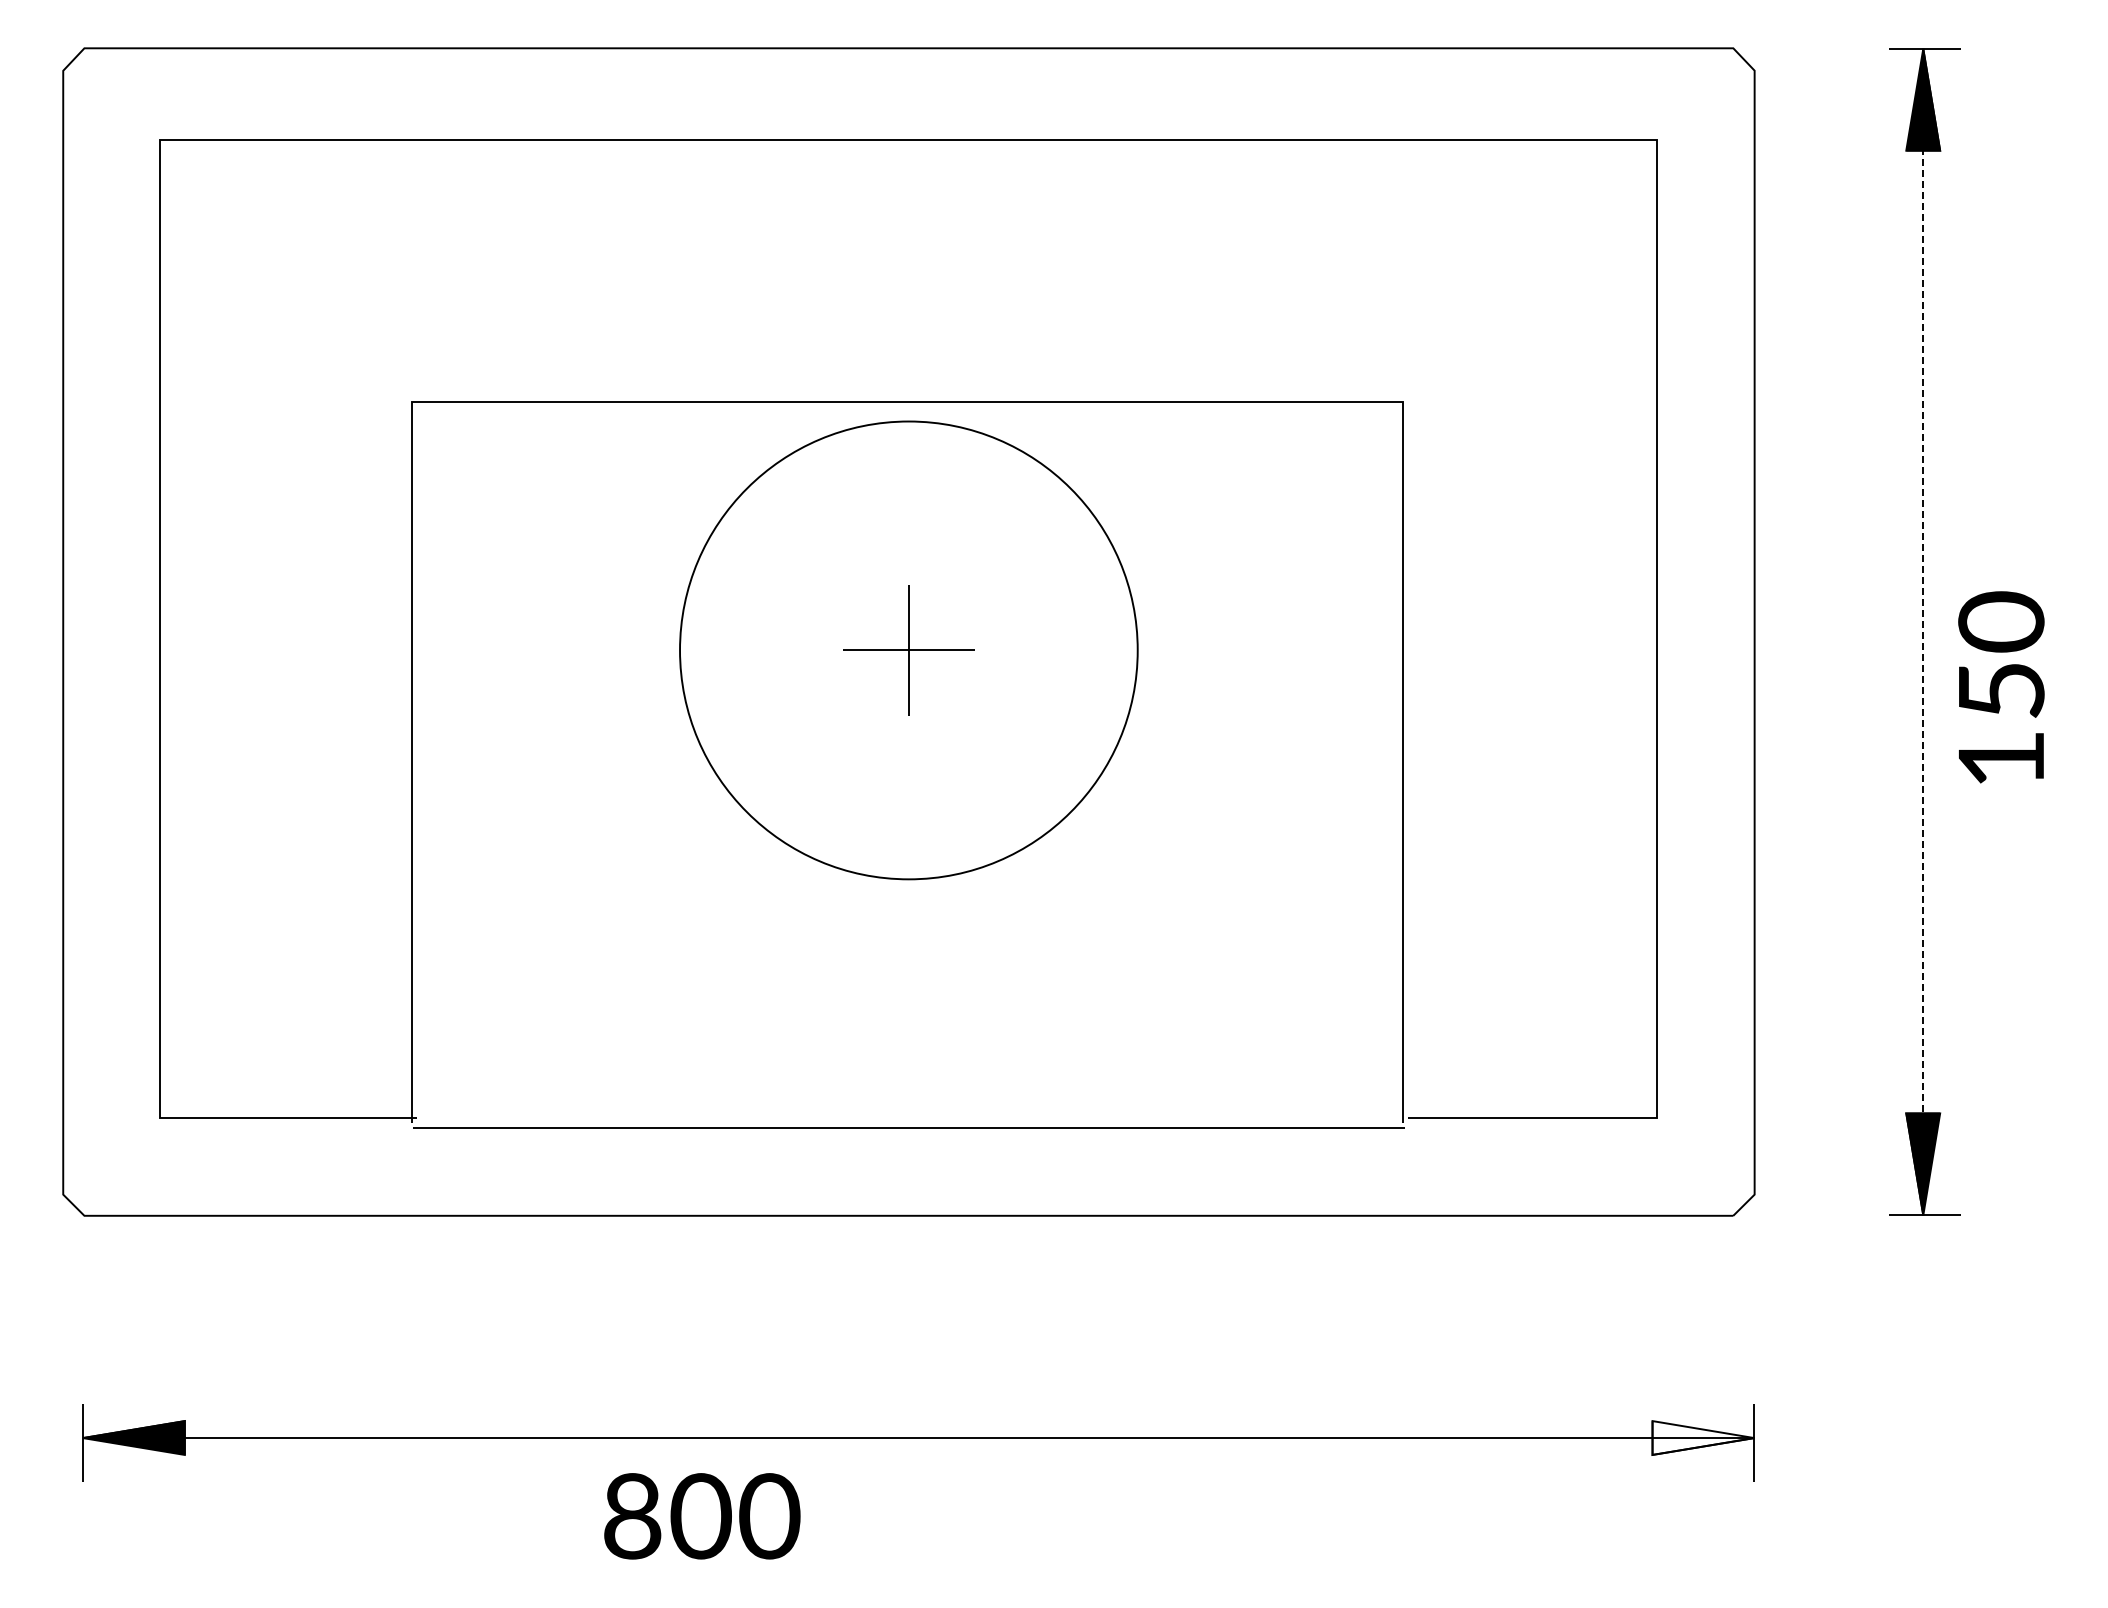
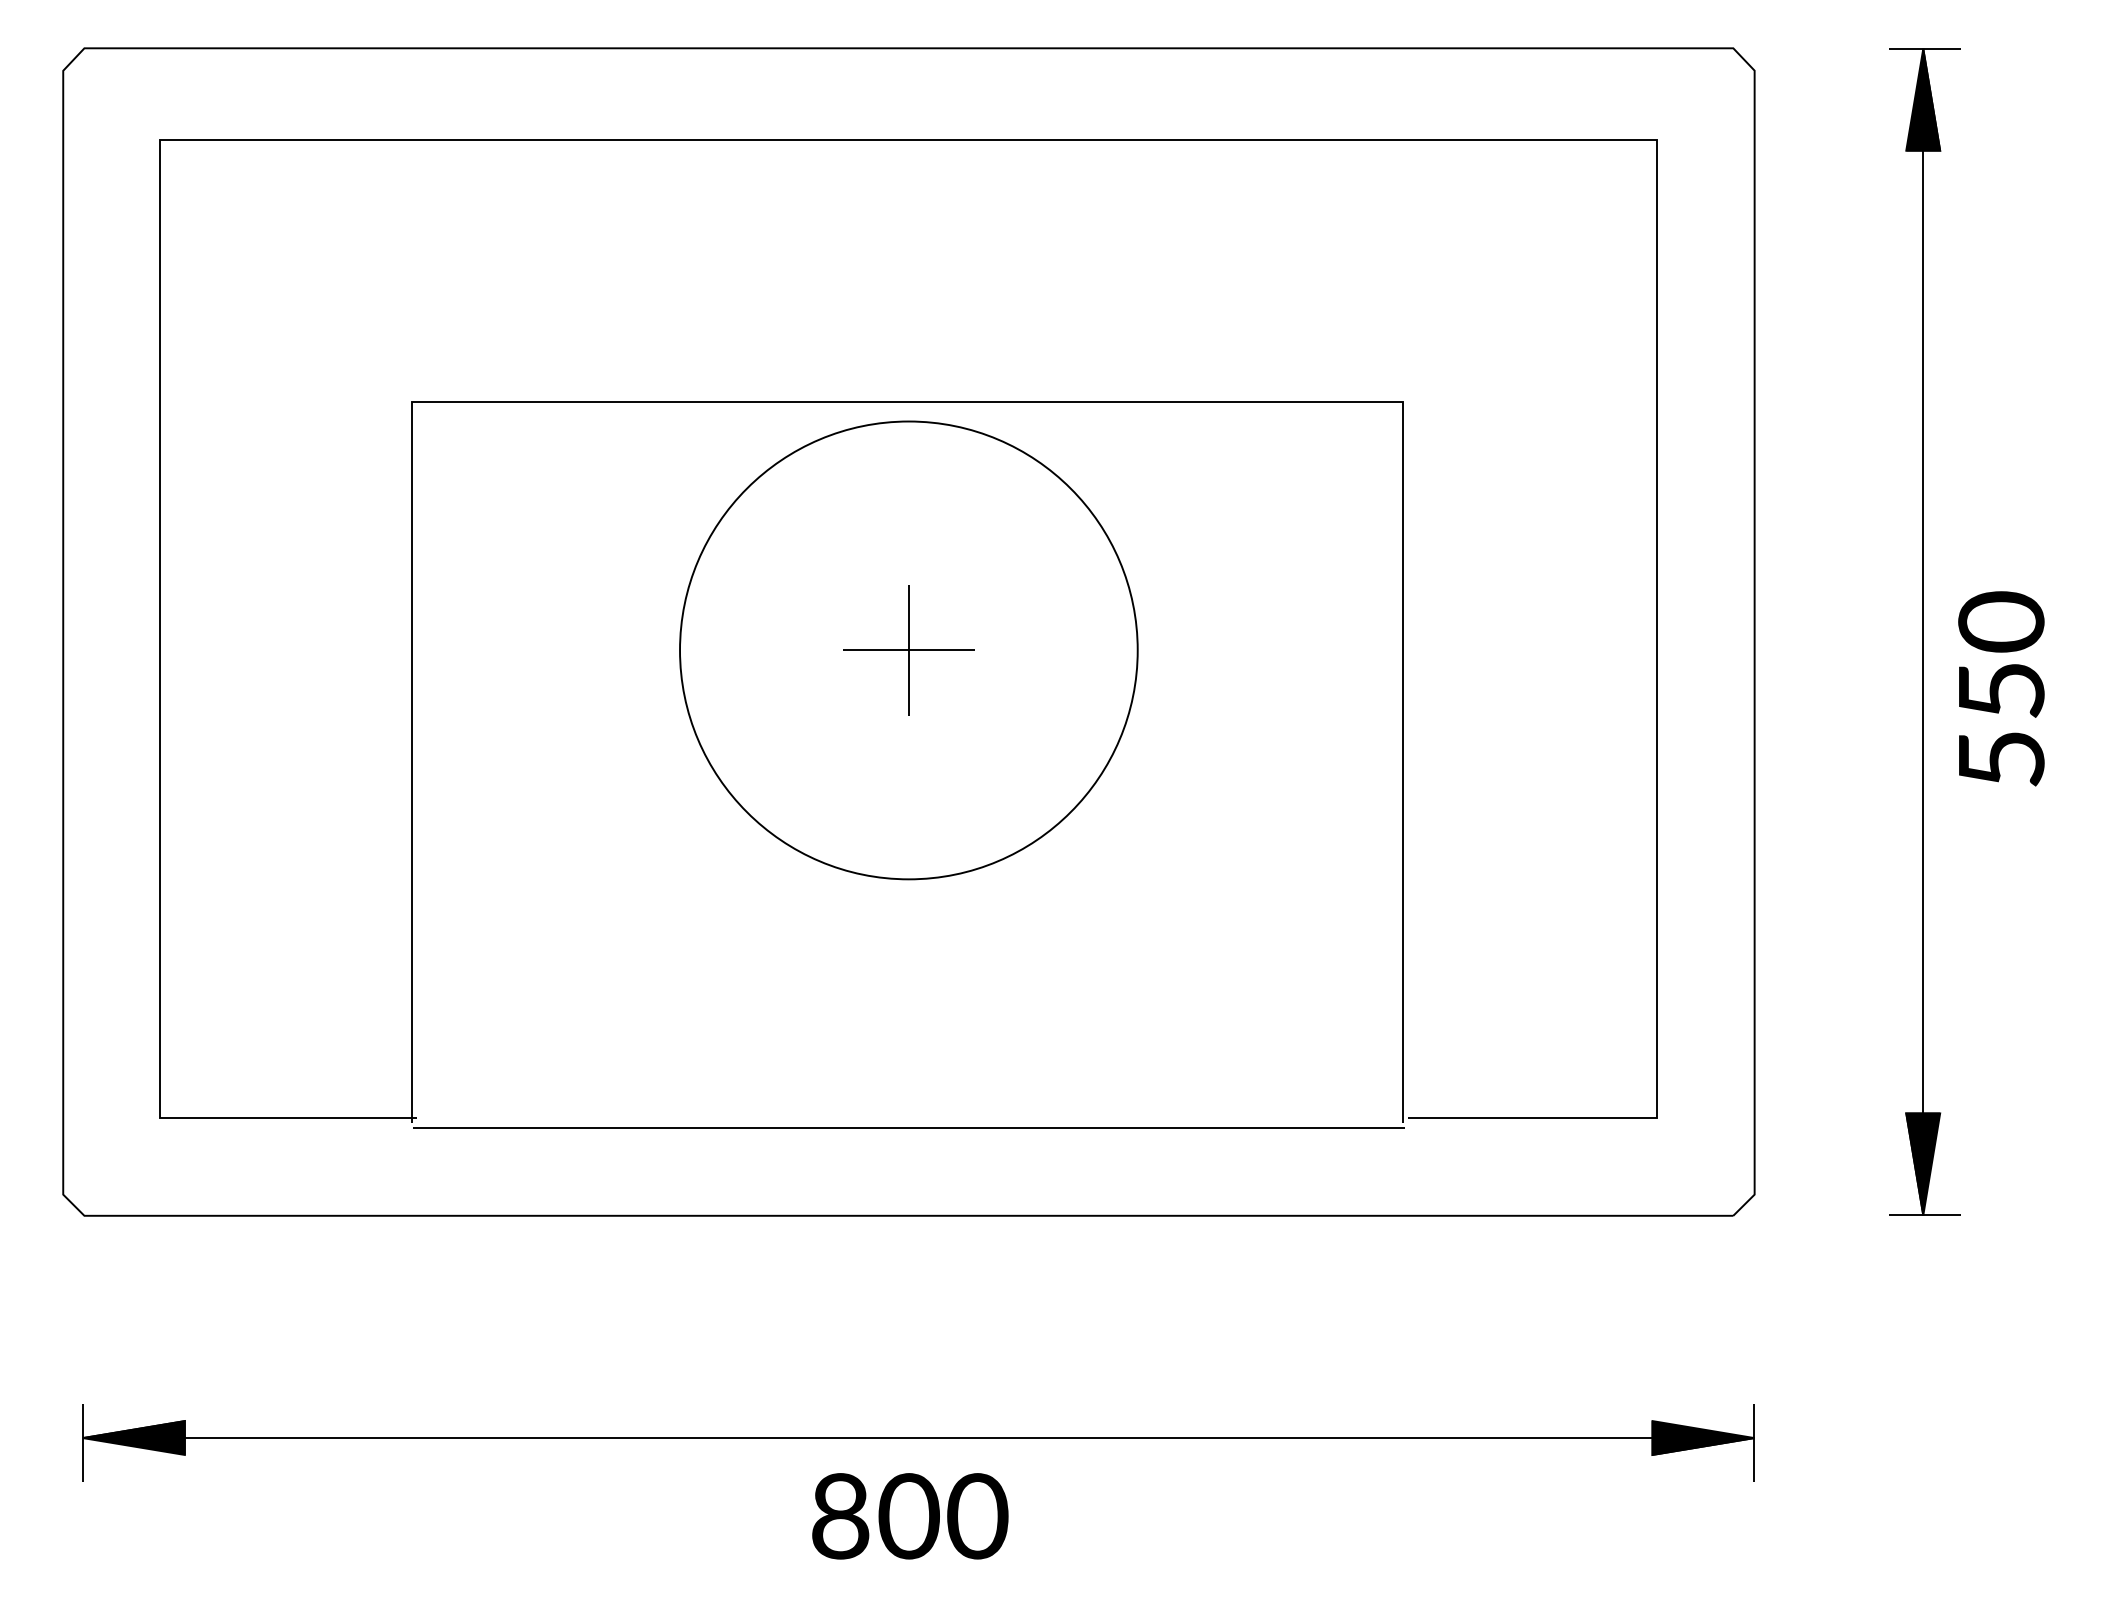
line: dashed -> solid (1923, 632)
text: 150 -> 550 (2001, 759)
fill: none -> present (1703, 1437)
text position: (702, 1516) -> (910, 1516) (910, 1516)
